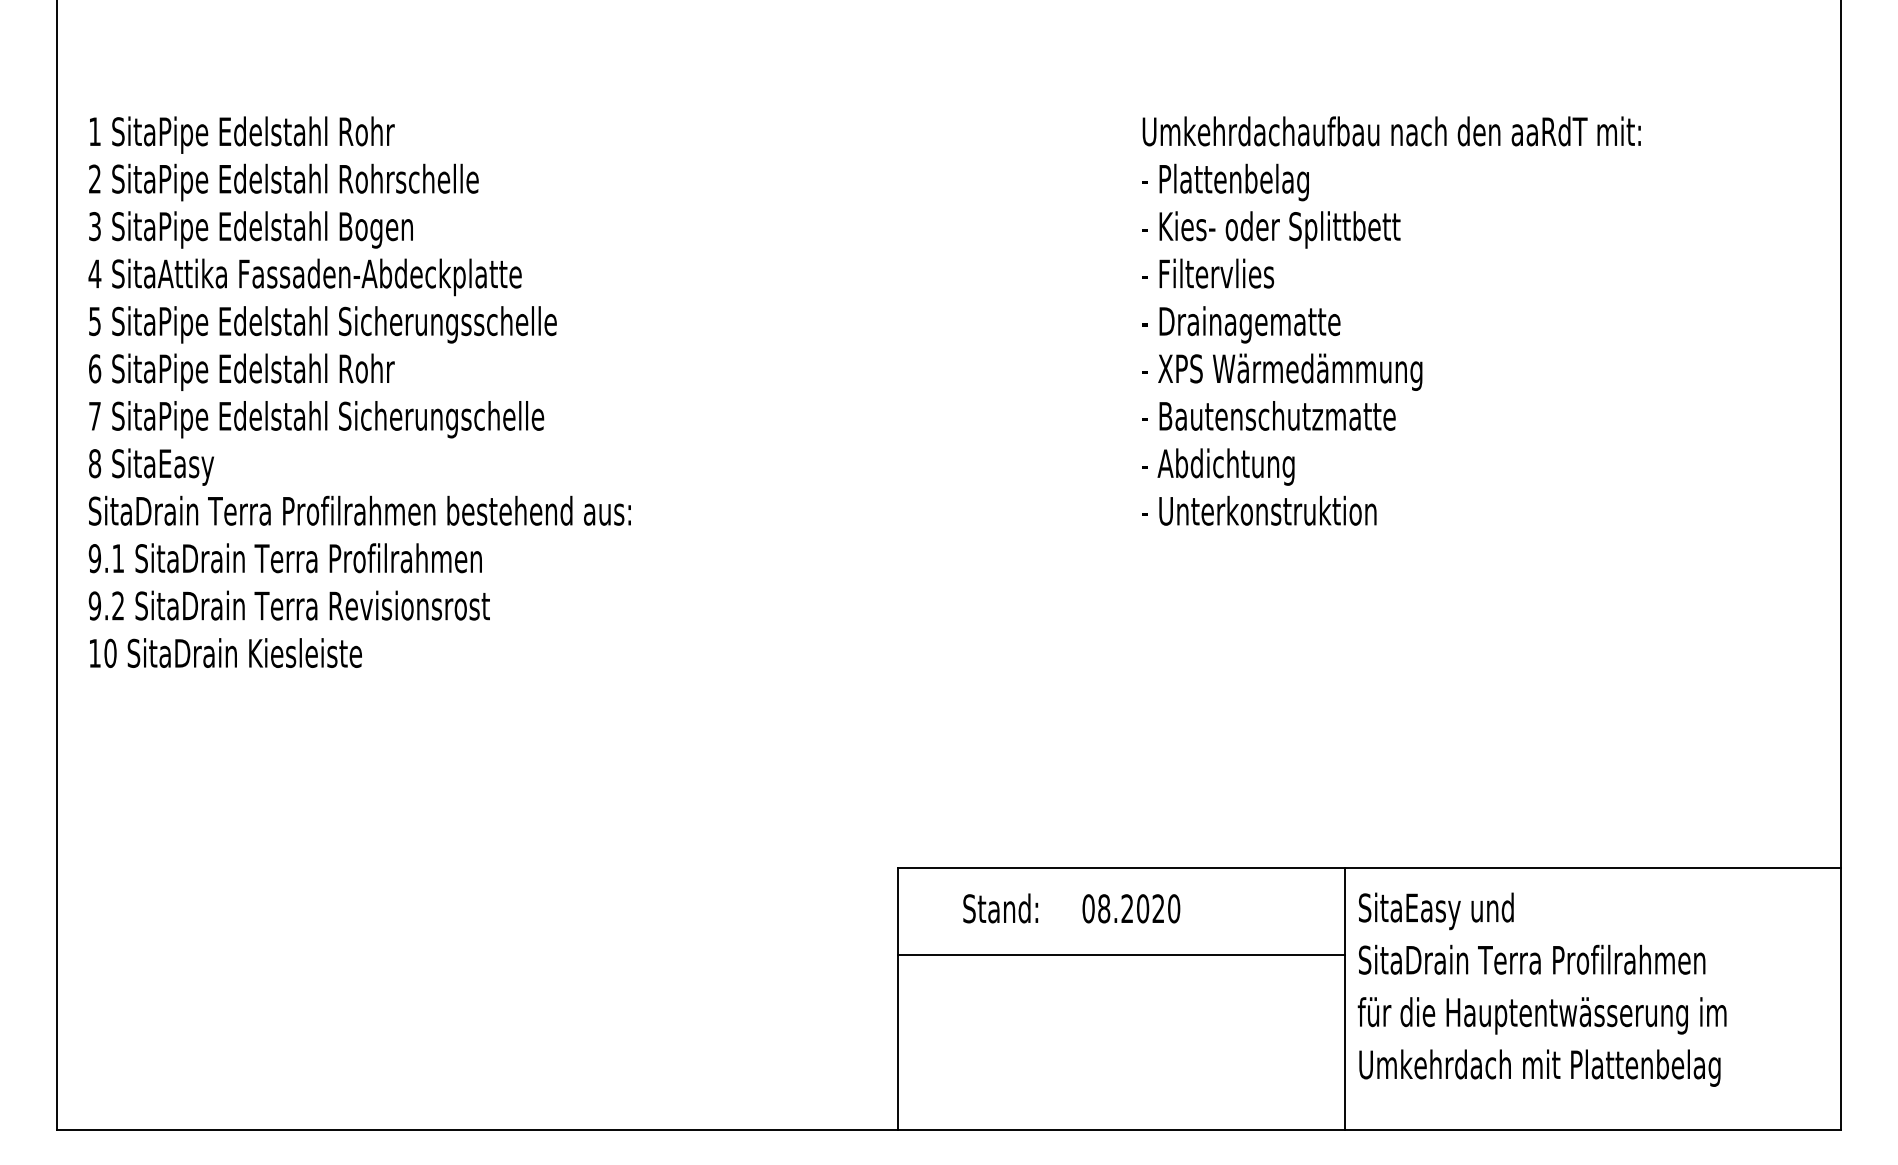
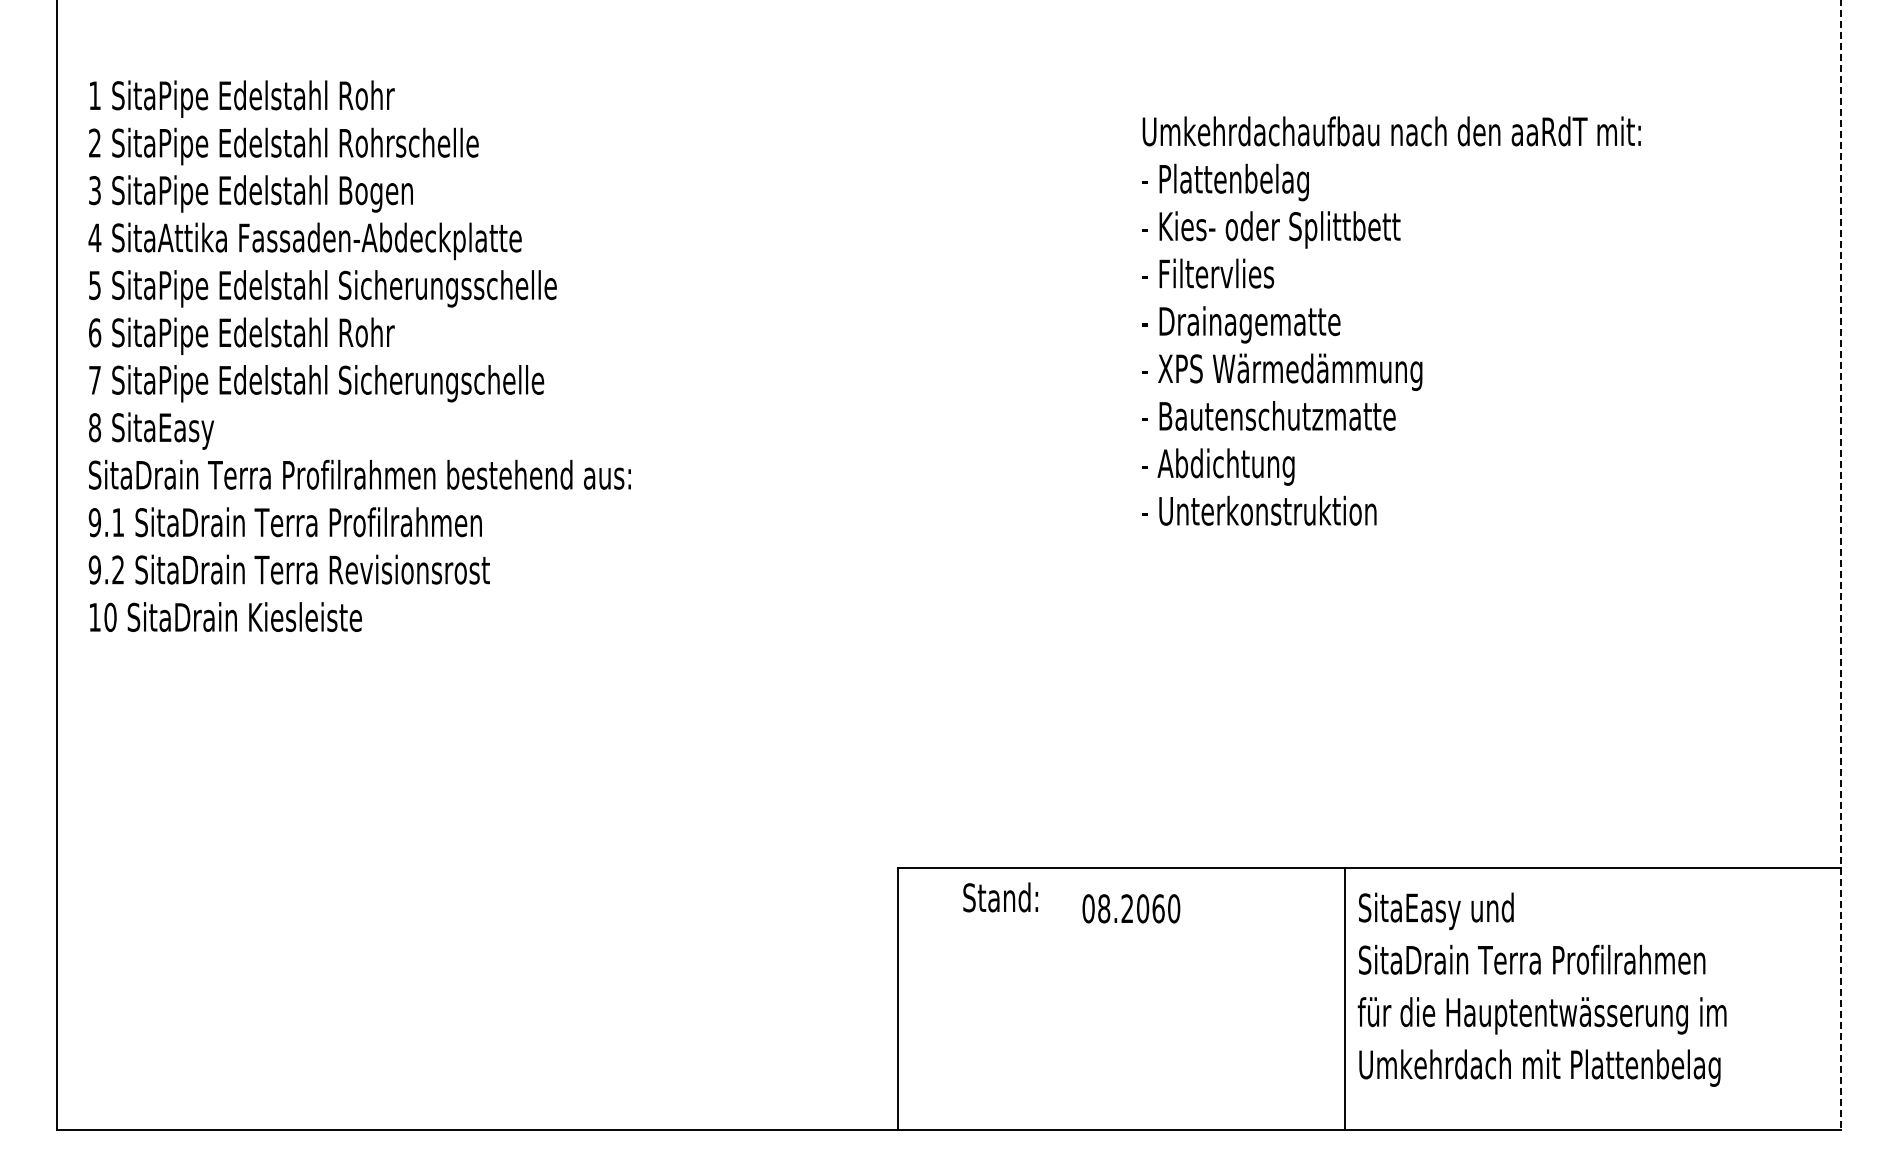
text position: (359, 391) -> (359, 355) (359, 355)
line: solid -> dashed (1841, 565)
text position: (1000, 908) -> (1000, 897) (1000, 897)
text: 08.2020 -> 08.2060 (1158, 908)
line: present -> none (1121, 955)
